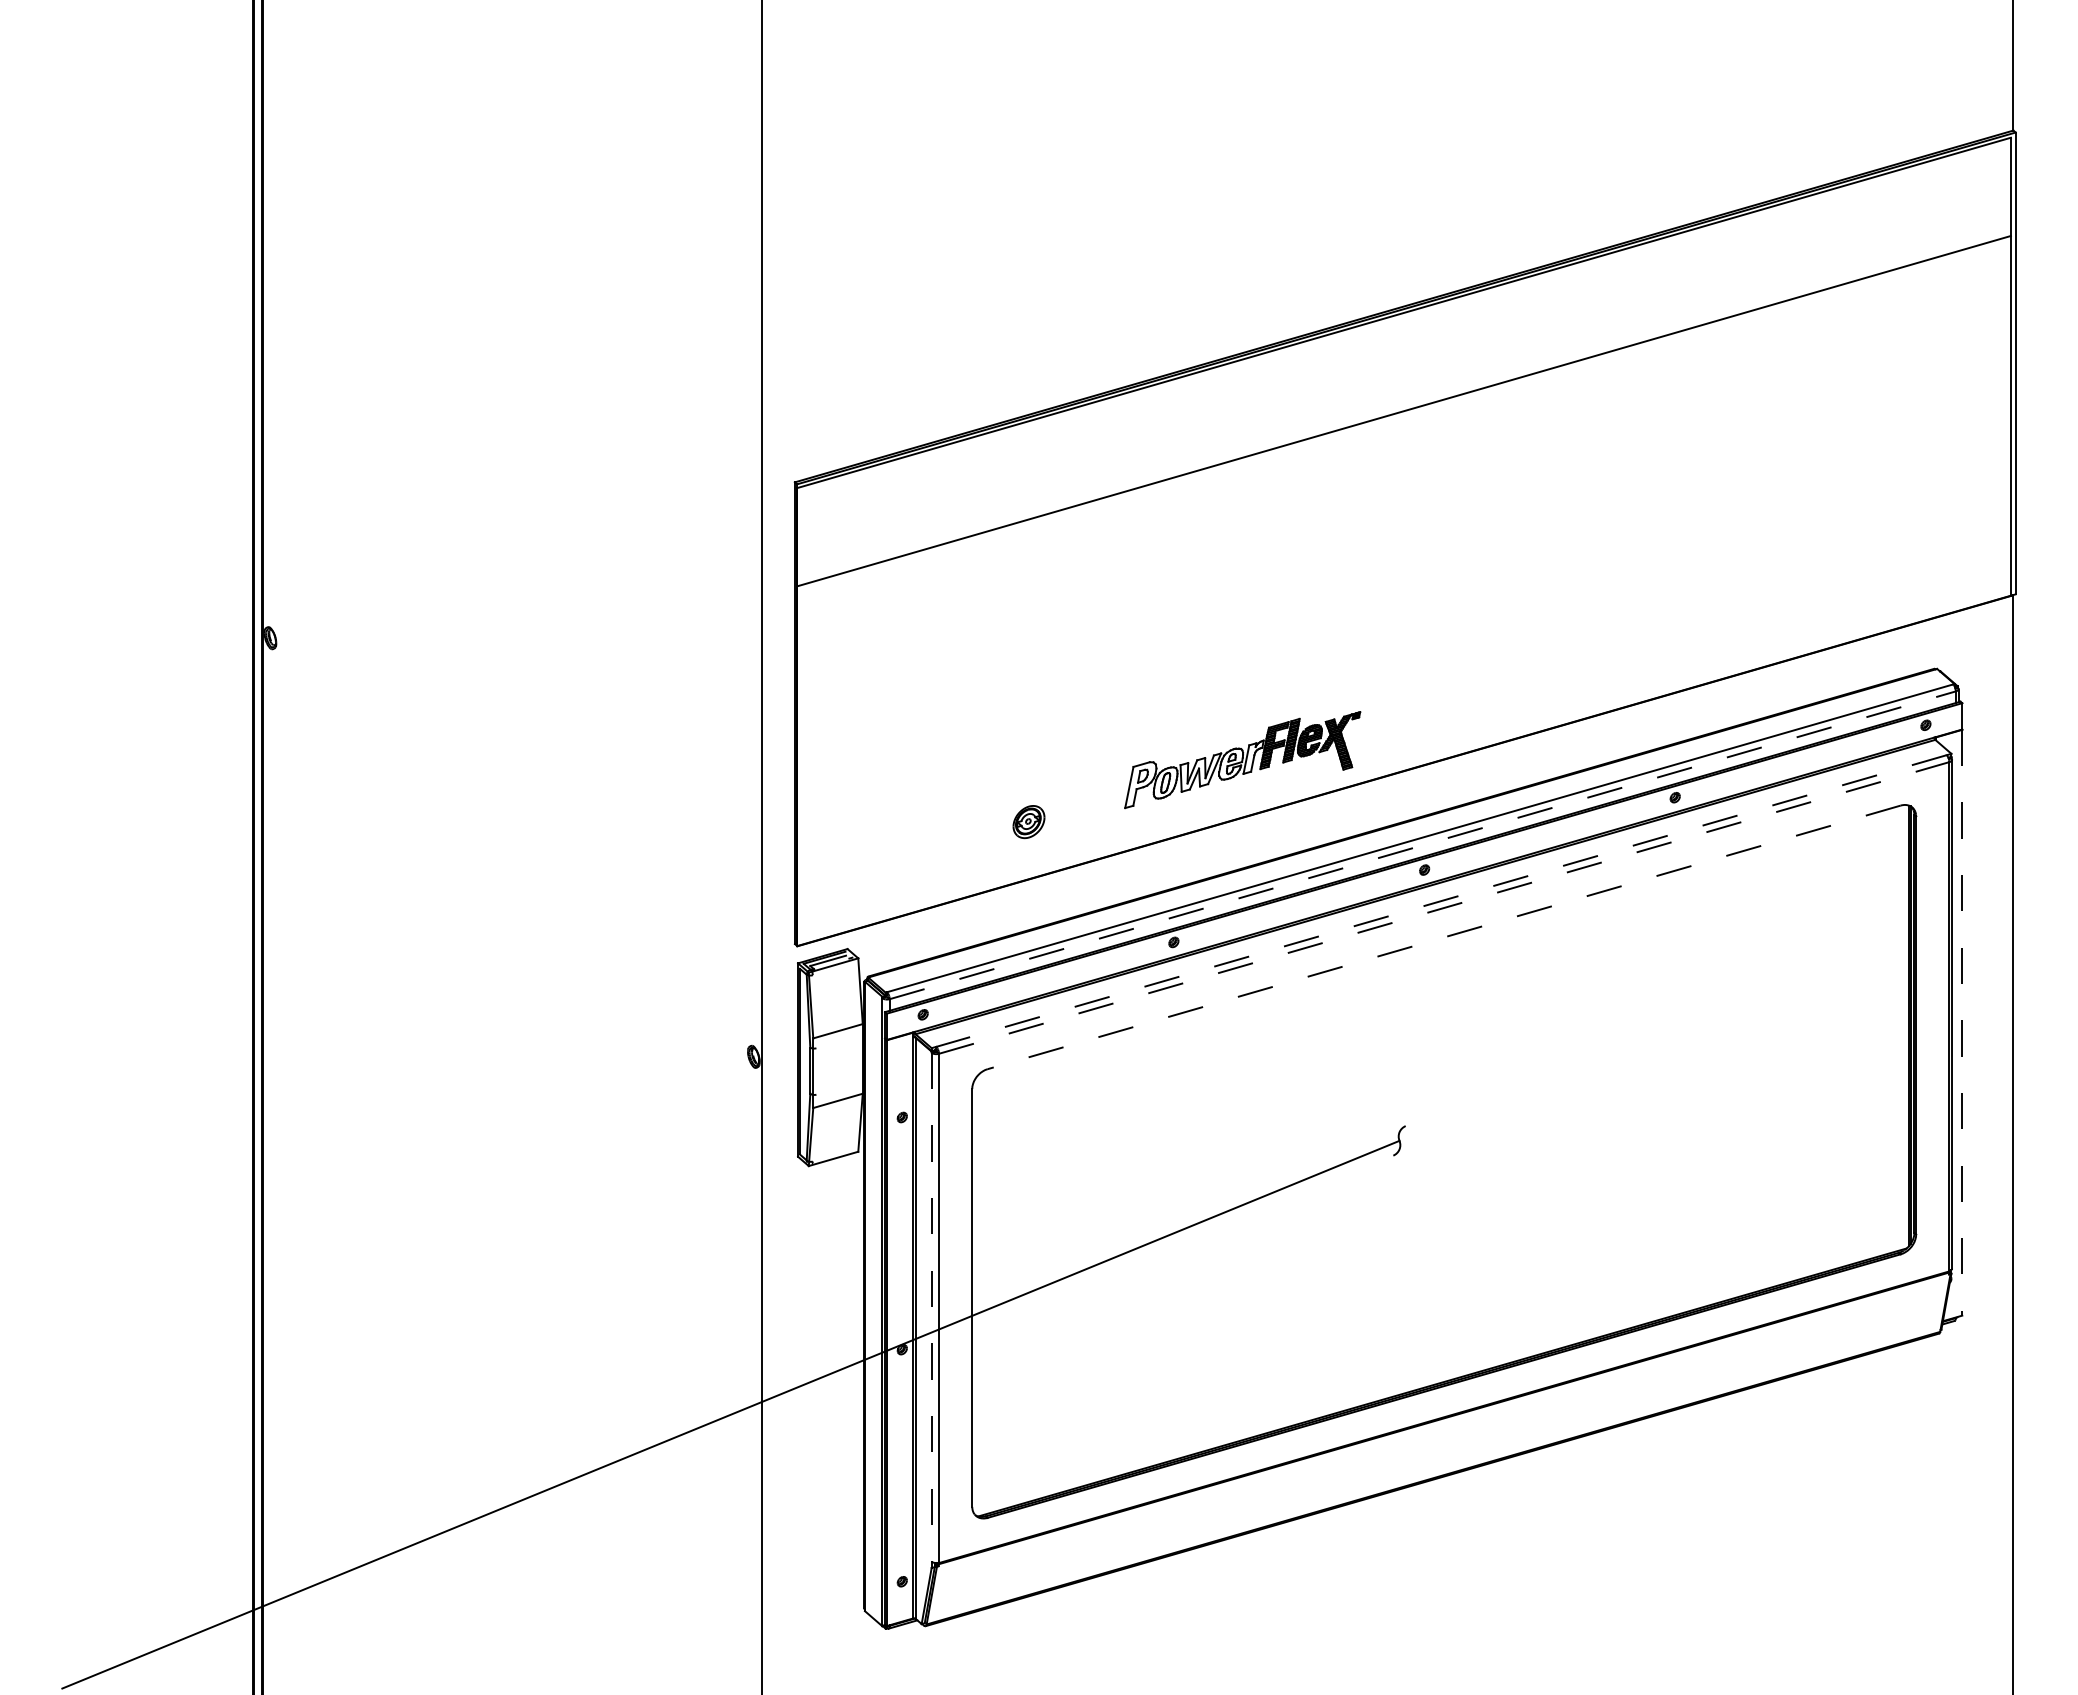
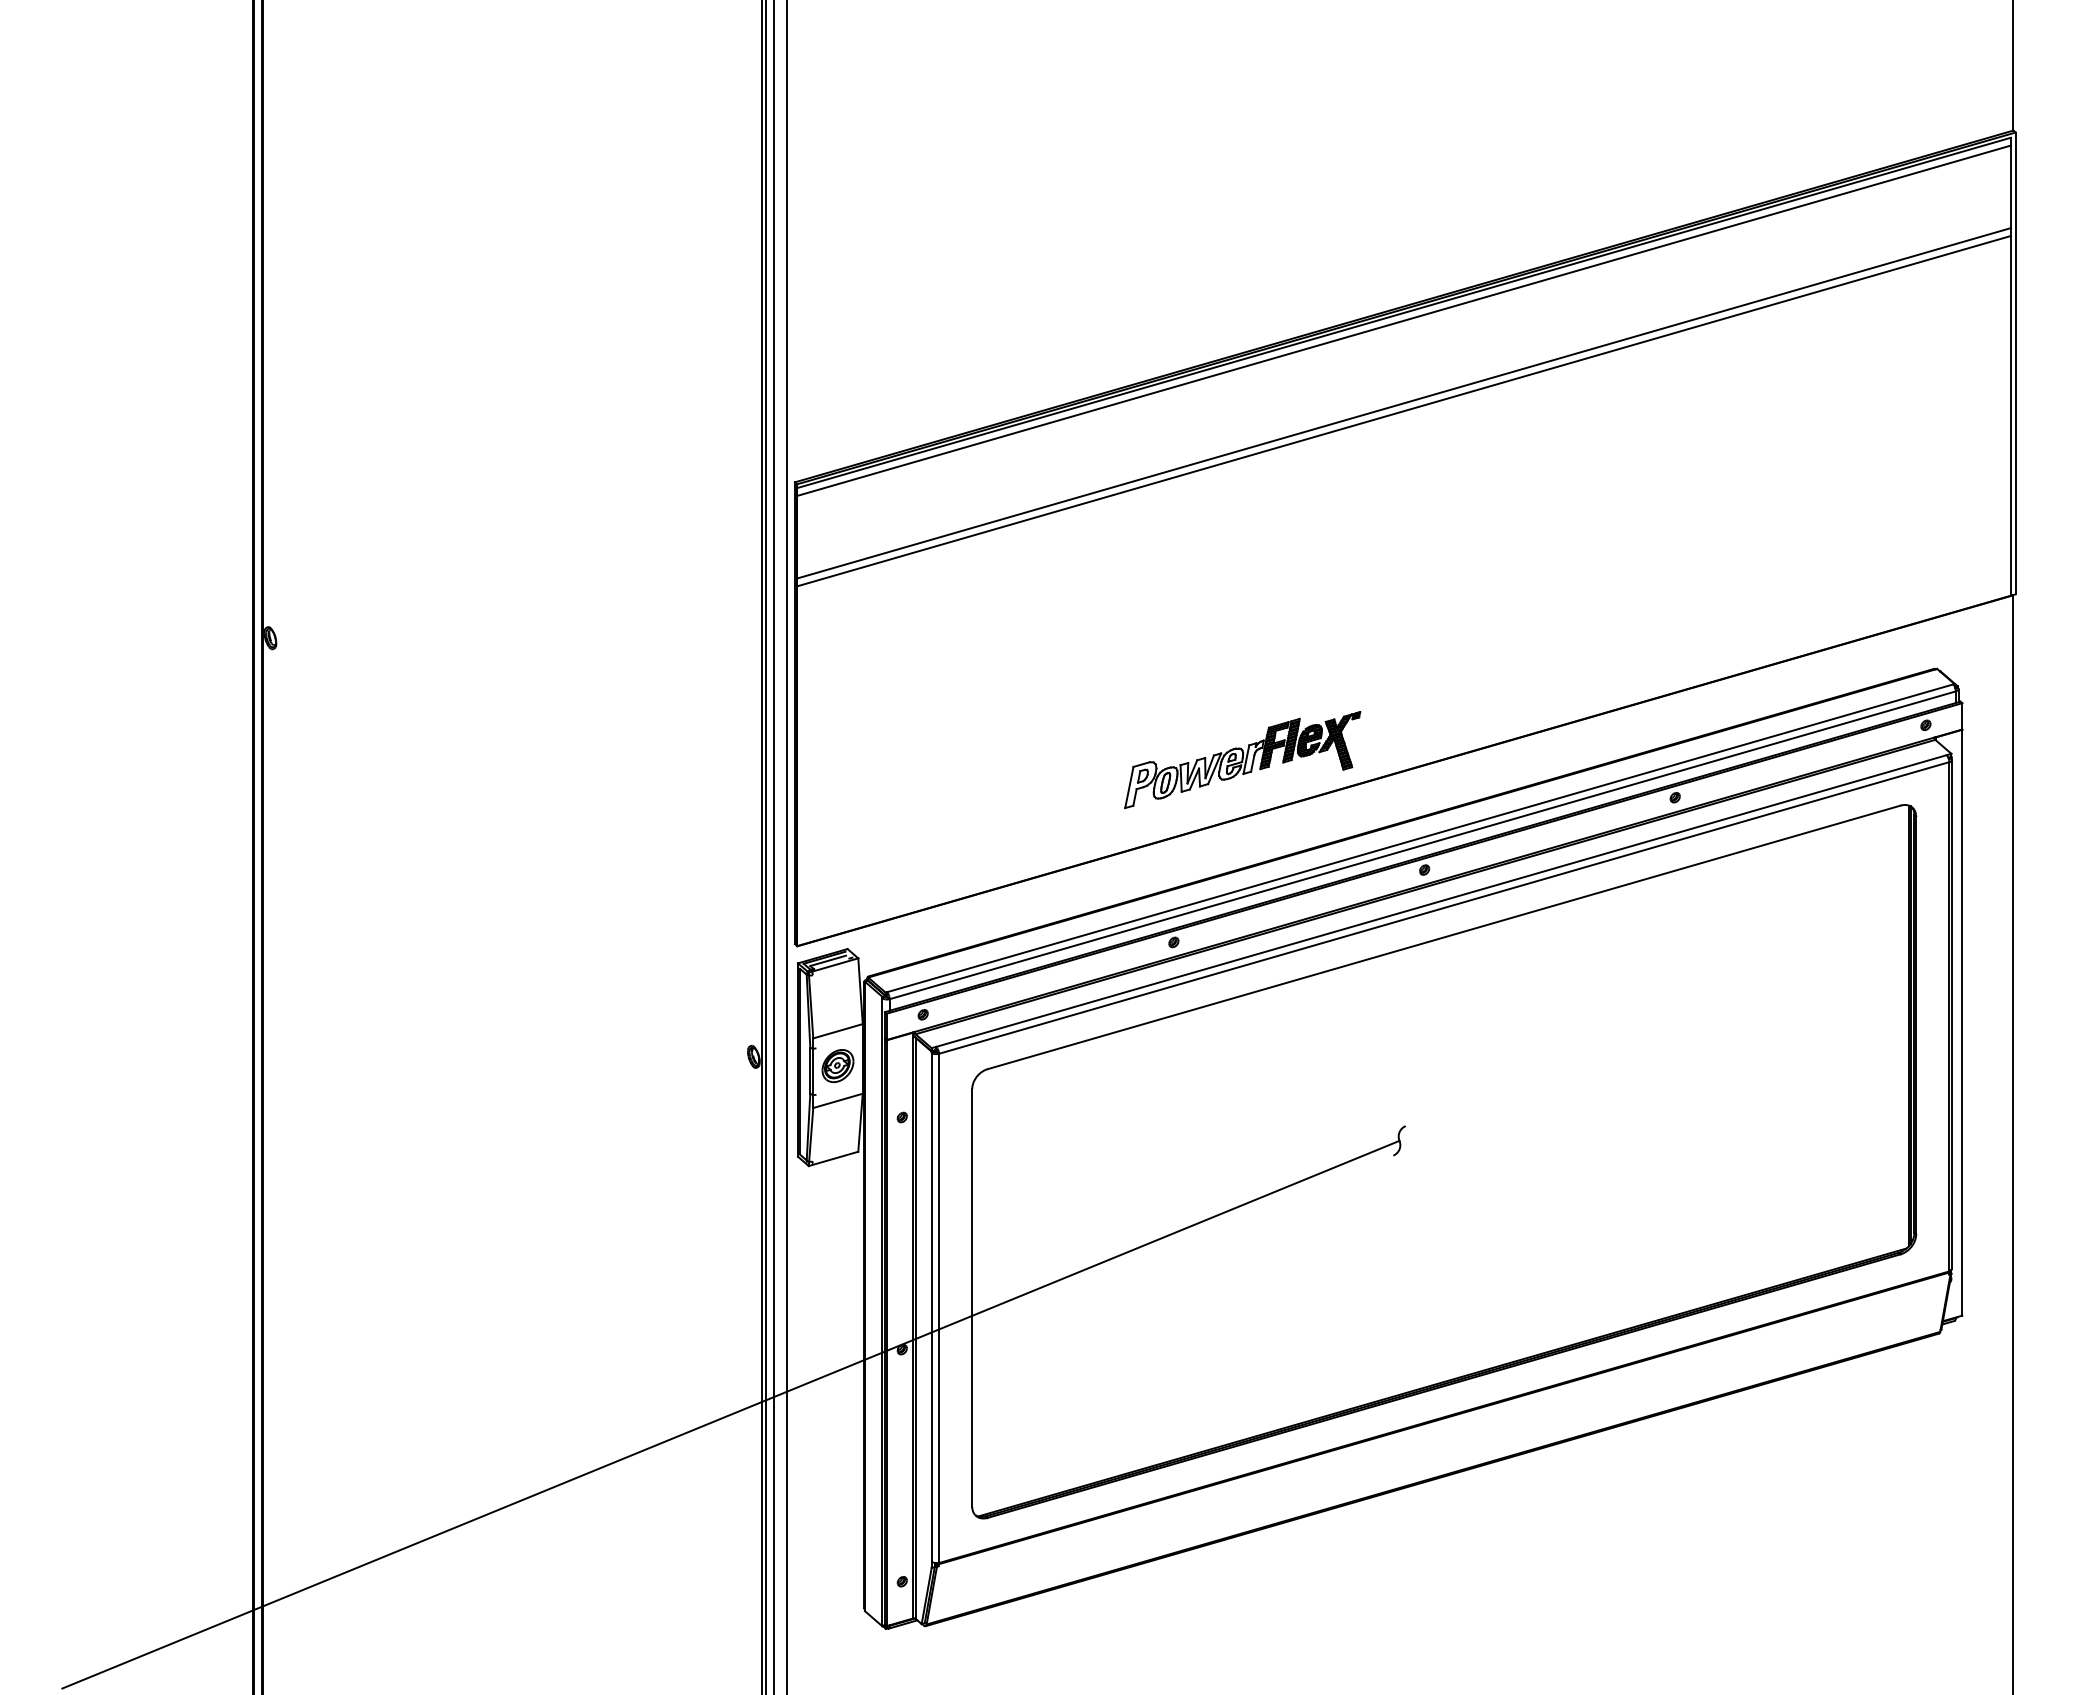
line: none -> present (1403, 320)
line: none -> present (1403, 403)
part position: (1028, 822) -> (837, 1066) (837, 1066)
line: dashed -> solid (1422, 845)
line: none -> present (766, 846)
line: none -> present (773, 846)
line: none -> present (787, 846)
line: dashed -> solid (1441, 901)
line: dashed -> solid (1444, 907)
line: dashed -> solid (1443, 937)
line: dashed -> solid (1962, 1022)
line: dashed -> solid (931, 1307)
